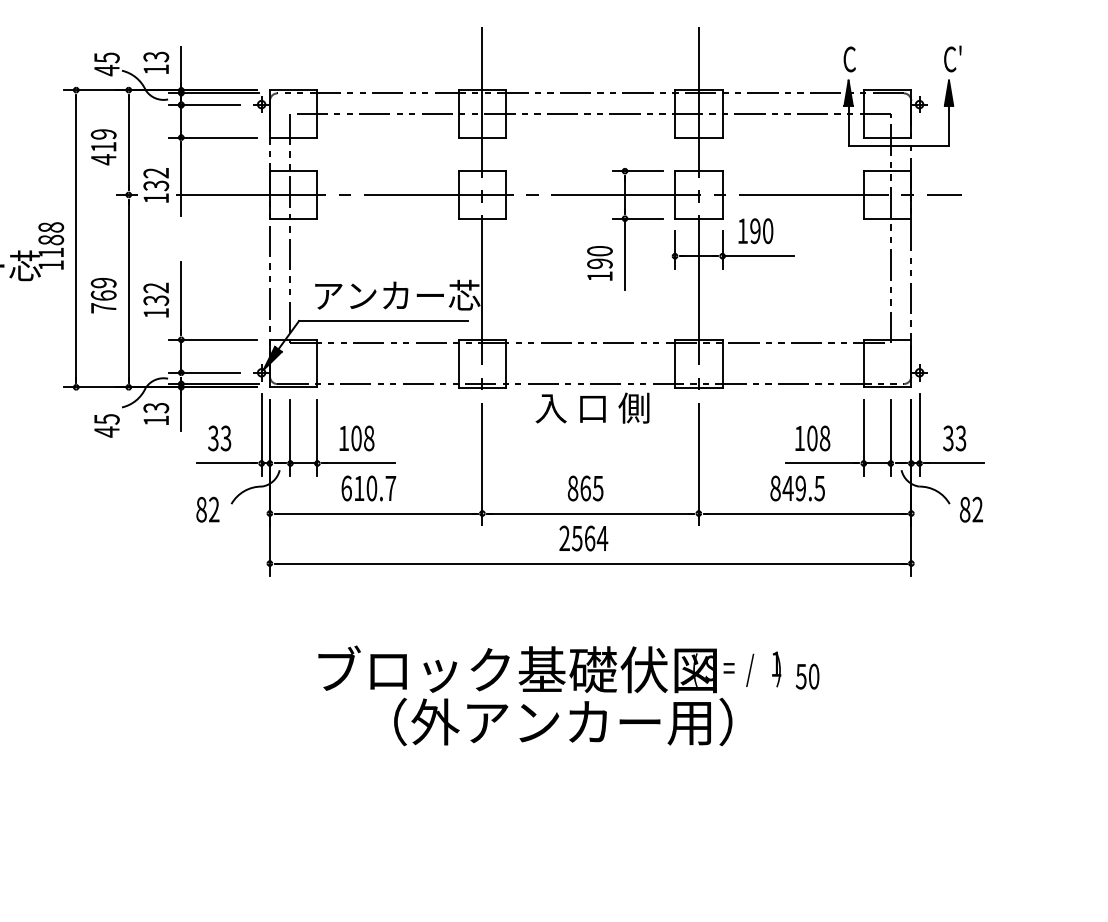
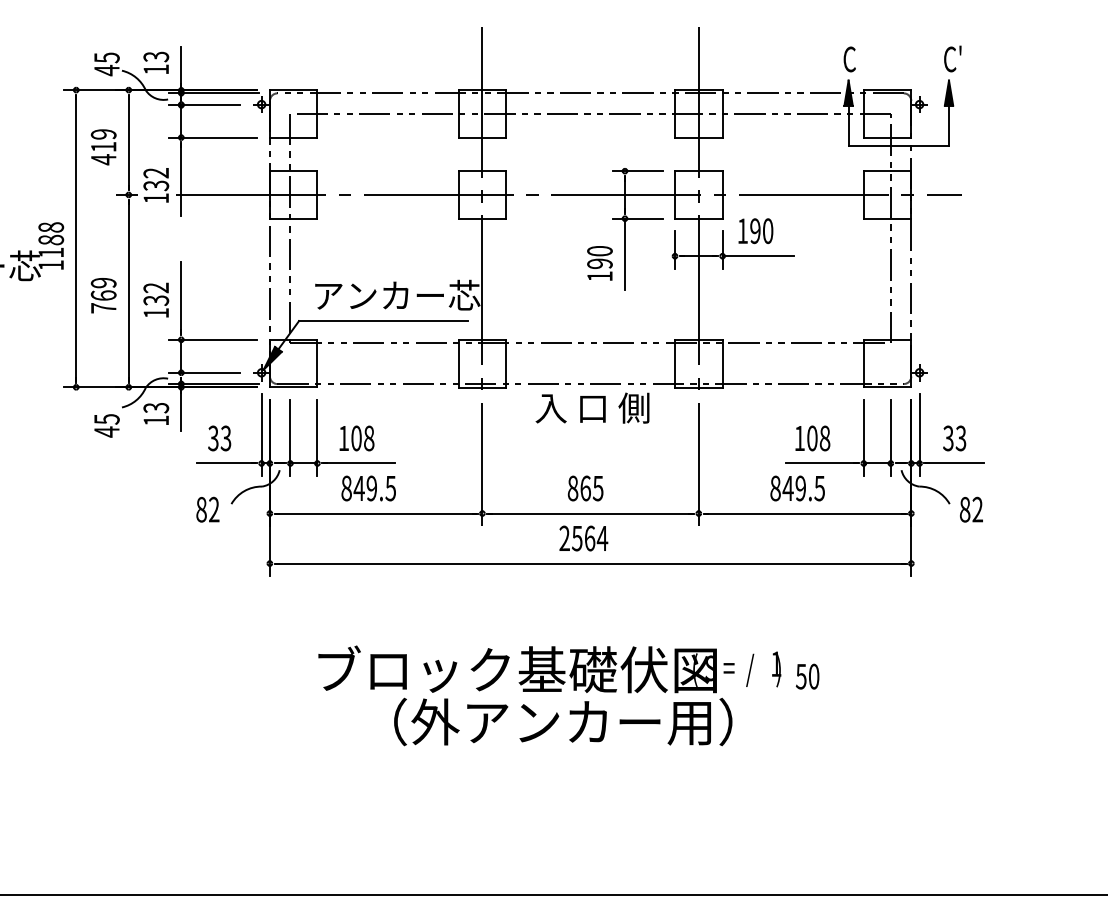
text: 610.7 -> 849.5 (368, 488)
line: none -> present (553, 894)
